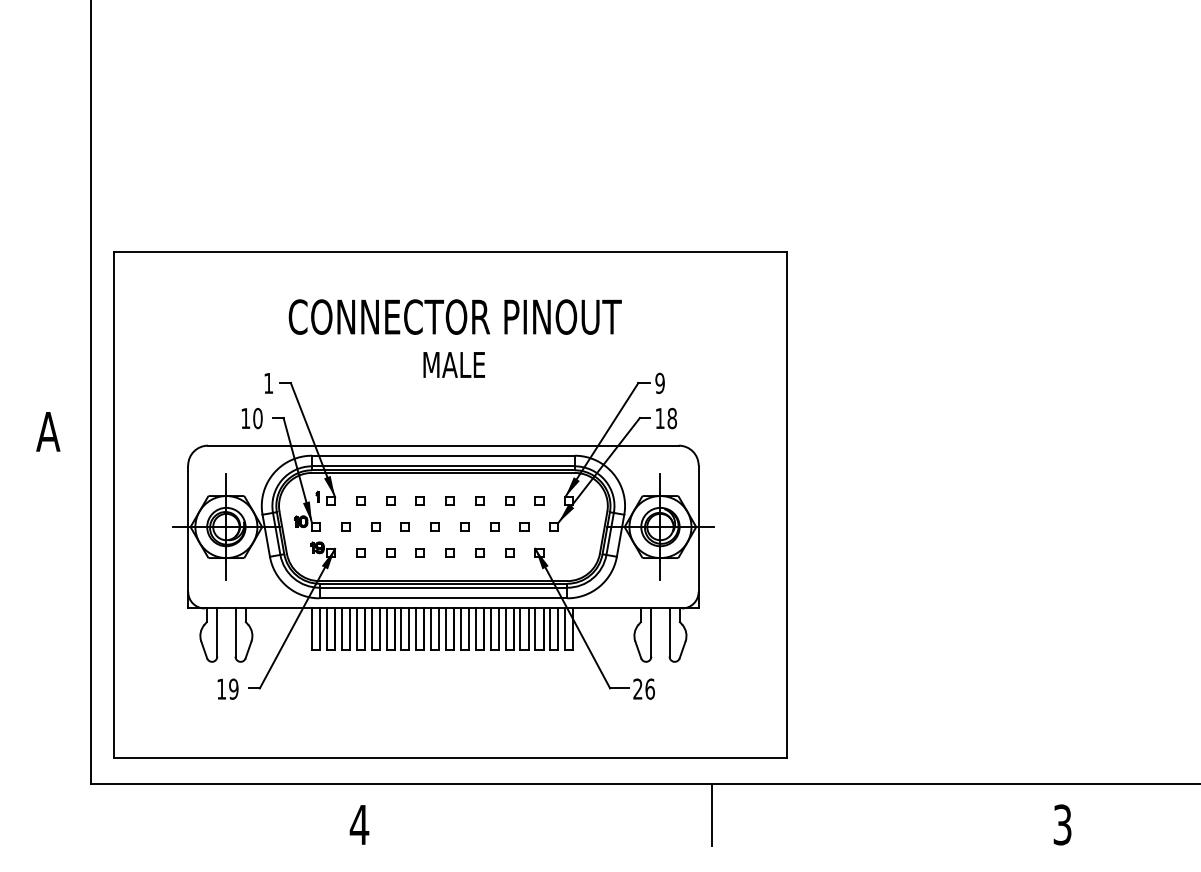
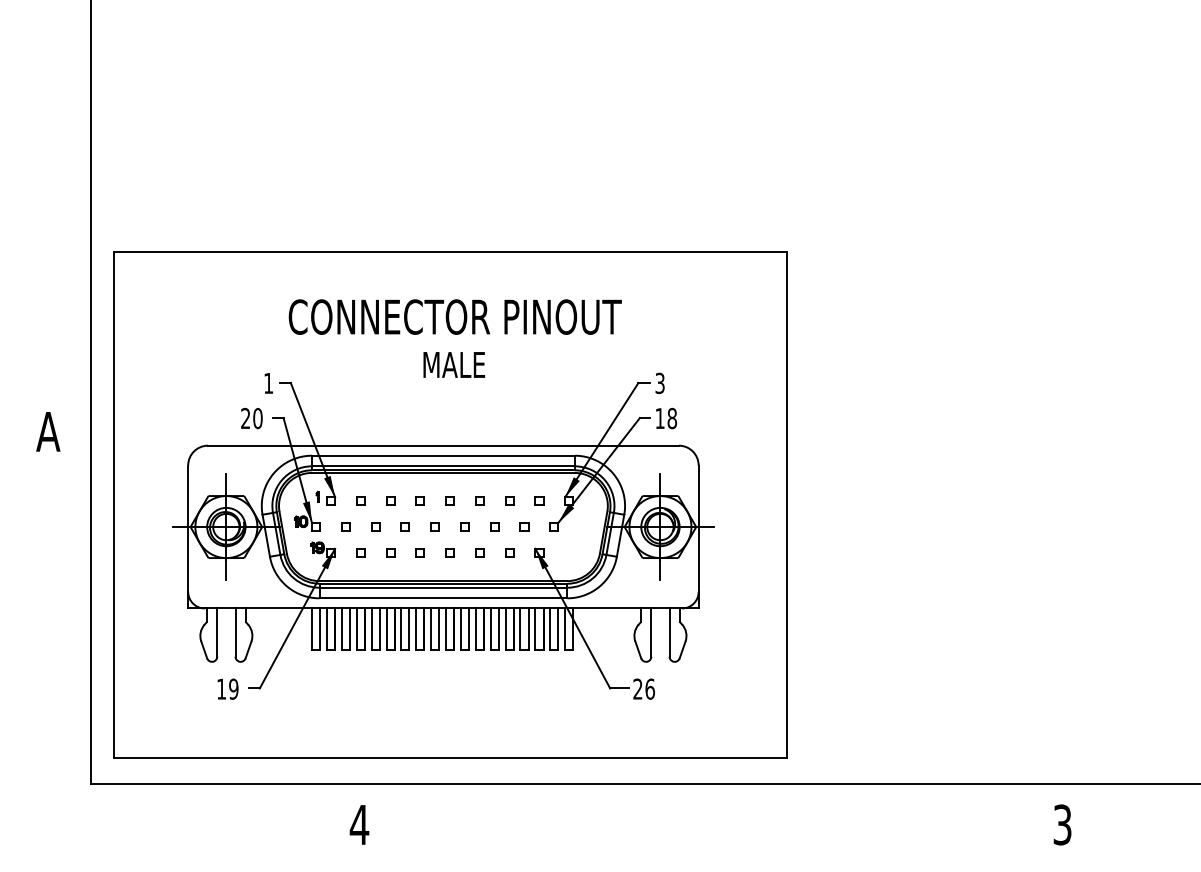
text: 9 -> 3 (659, 382)
text: 10 -> 20 (245, 417)
line: present -> none (711, 815)
